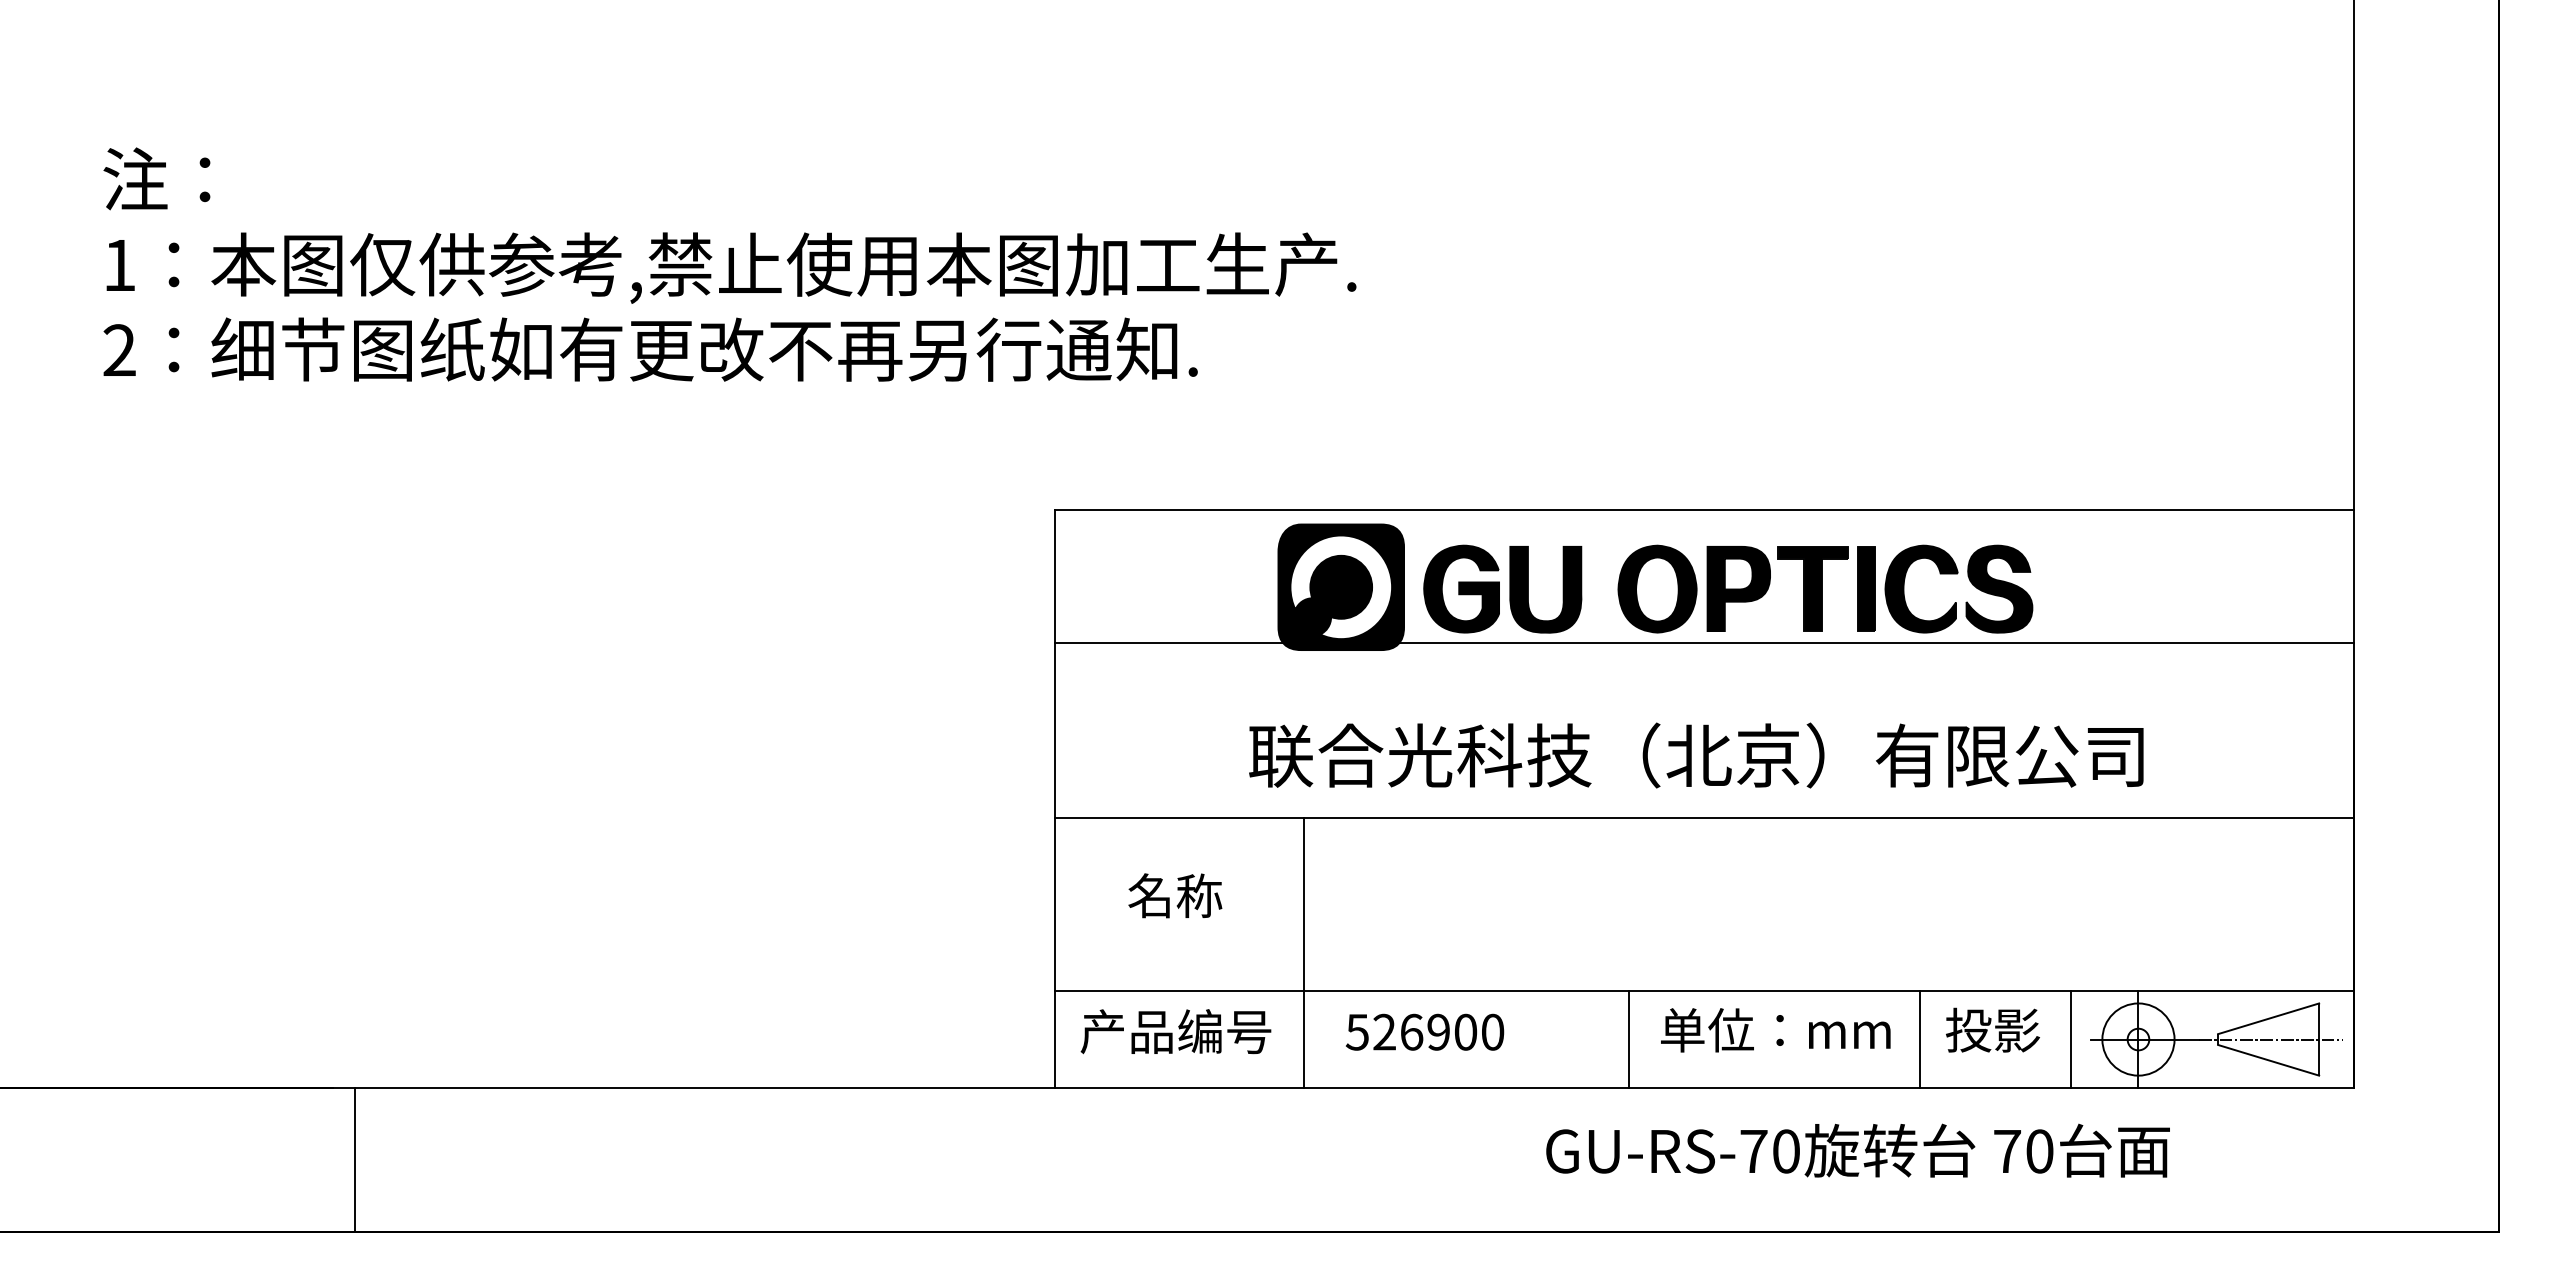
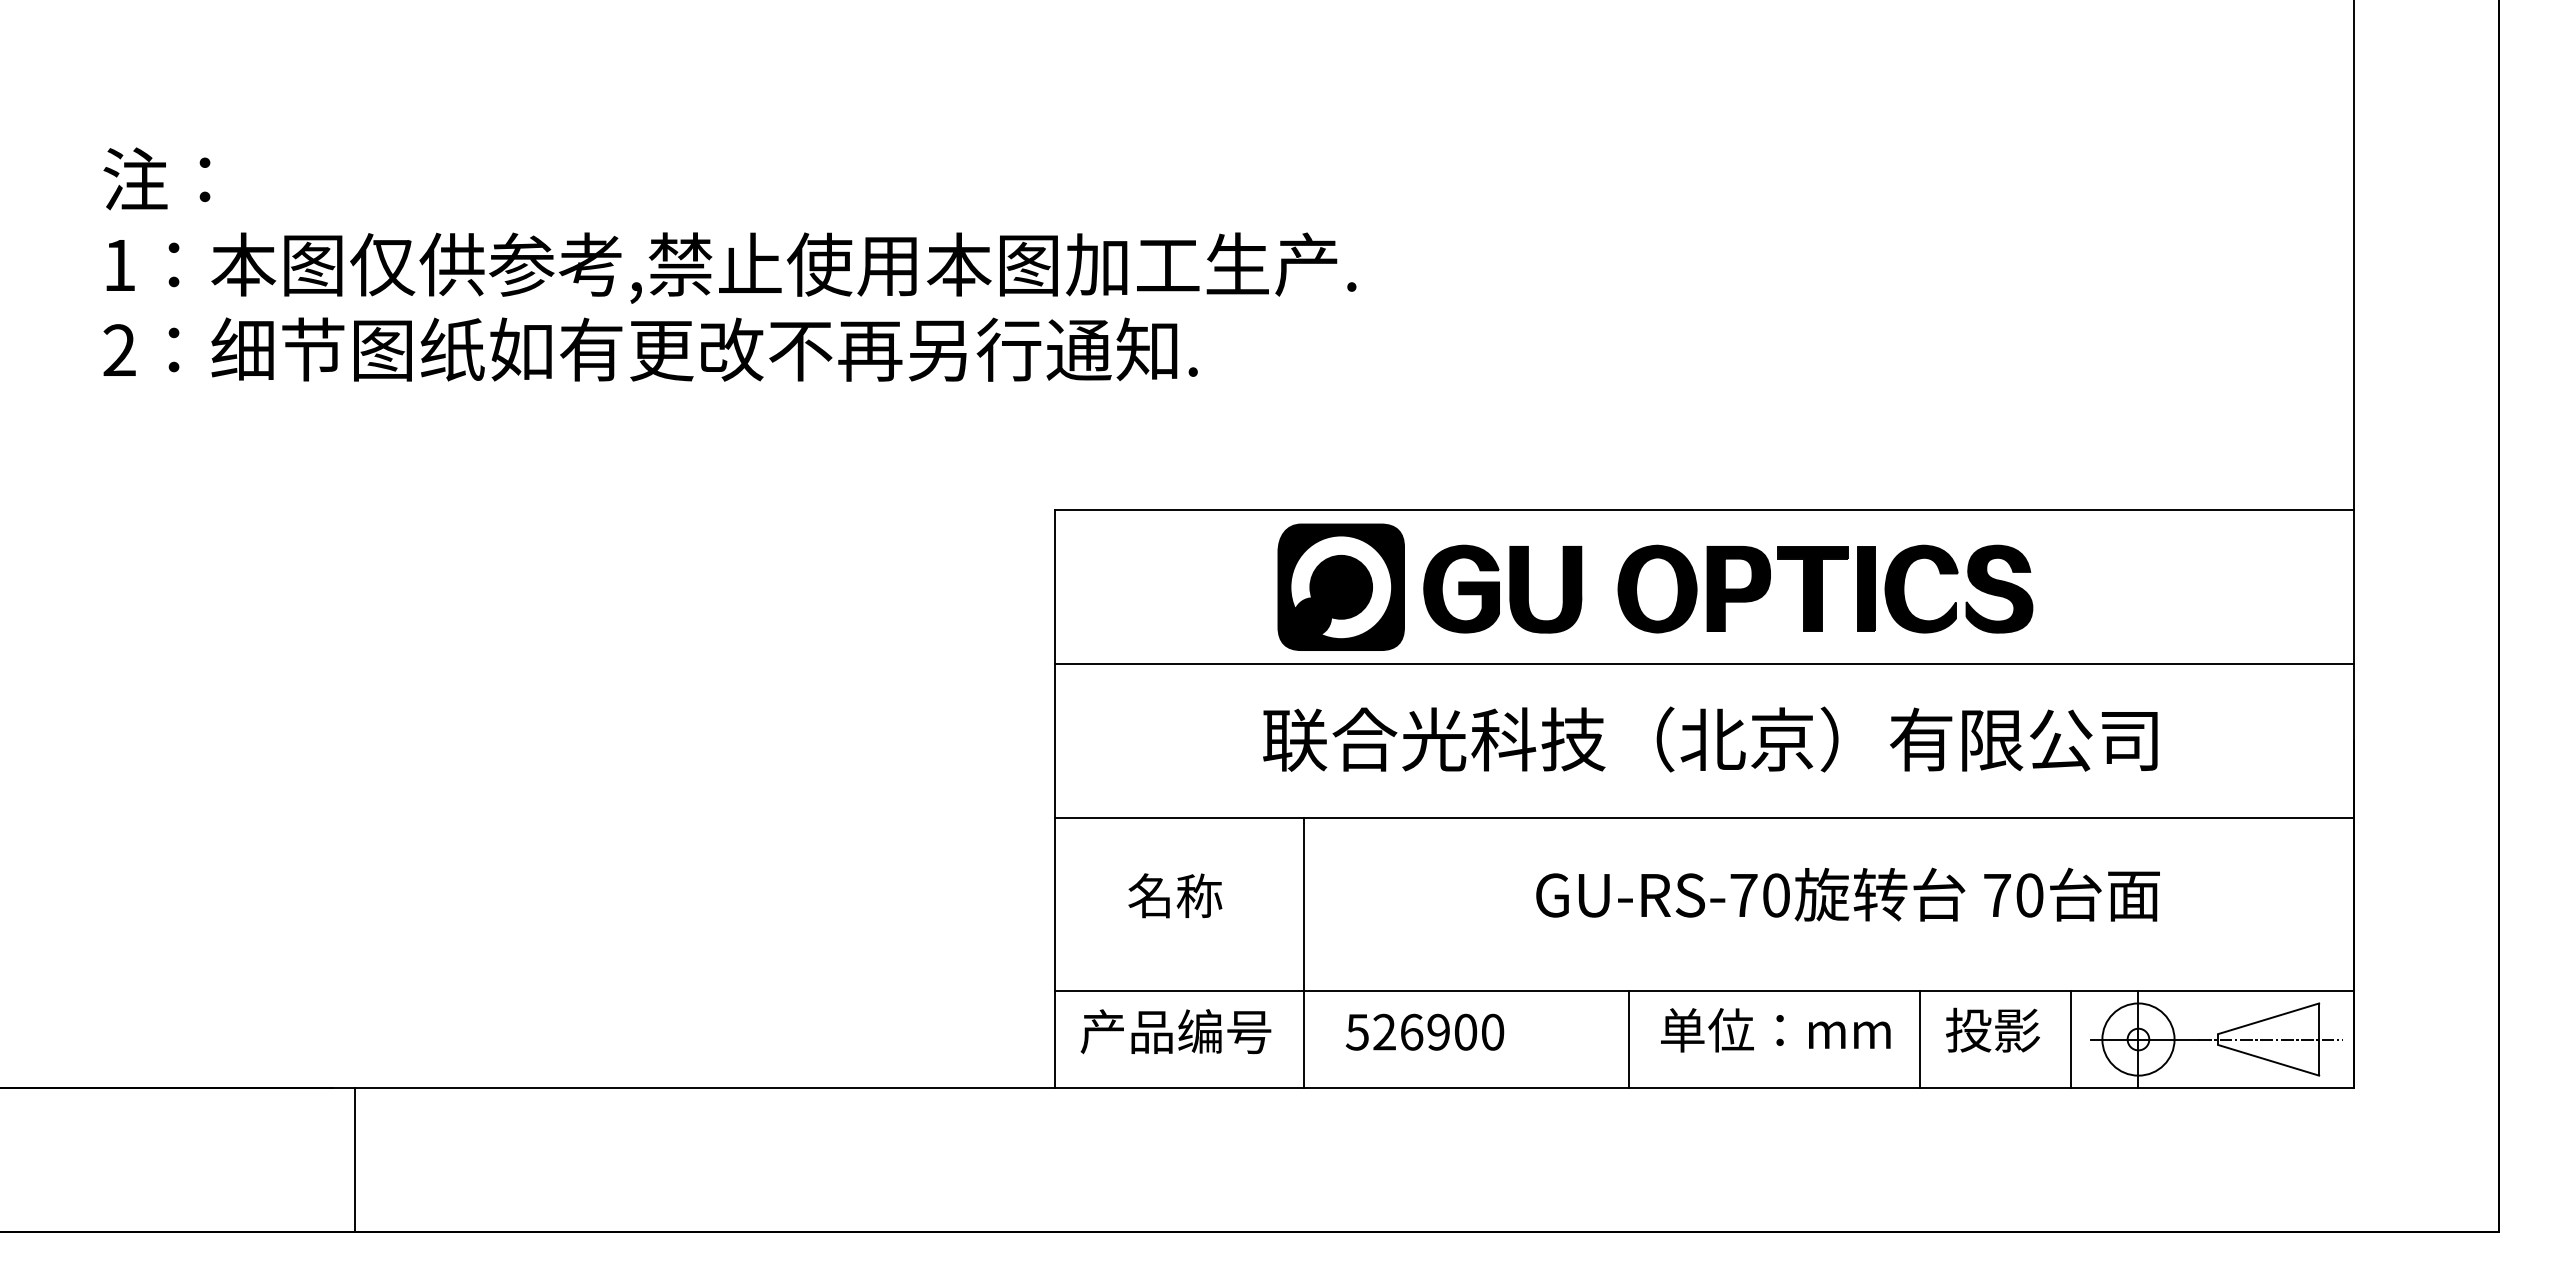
line position: (1704, 643) -> (1704, 664) (1704, 664)
text position: (1696, 755) -> (1710, 739) (1710, 739)
text position: (1857, 1150) -> (1847, 894) (1847, 894)
